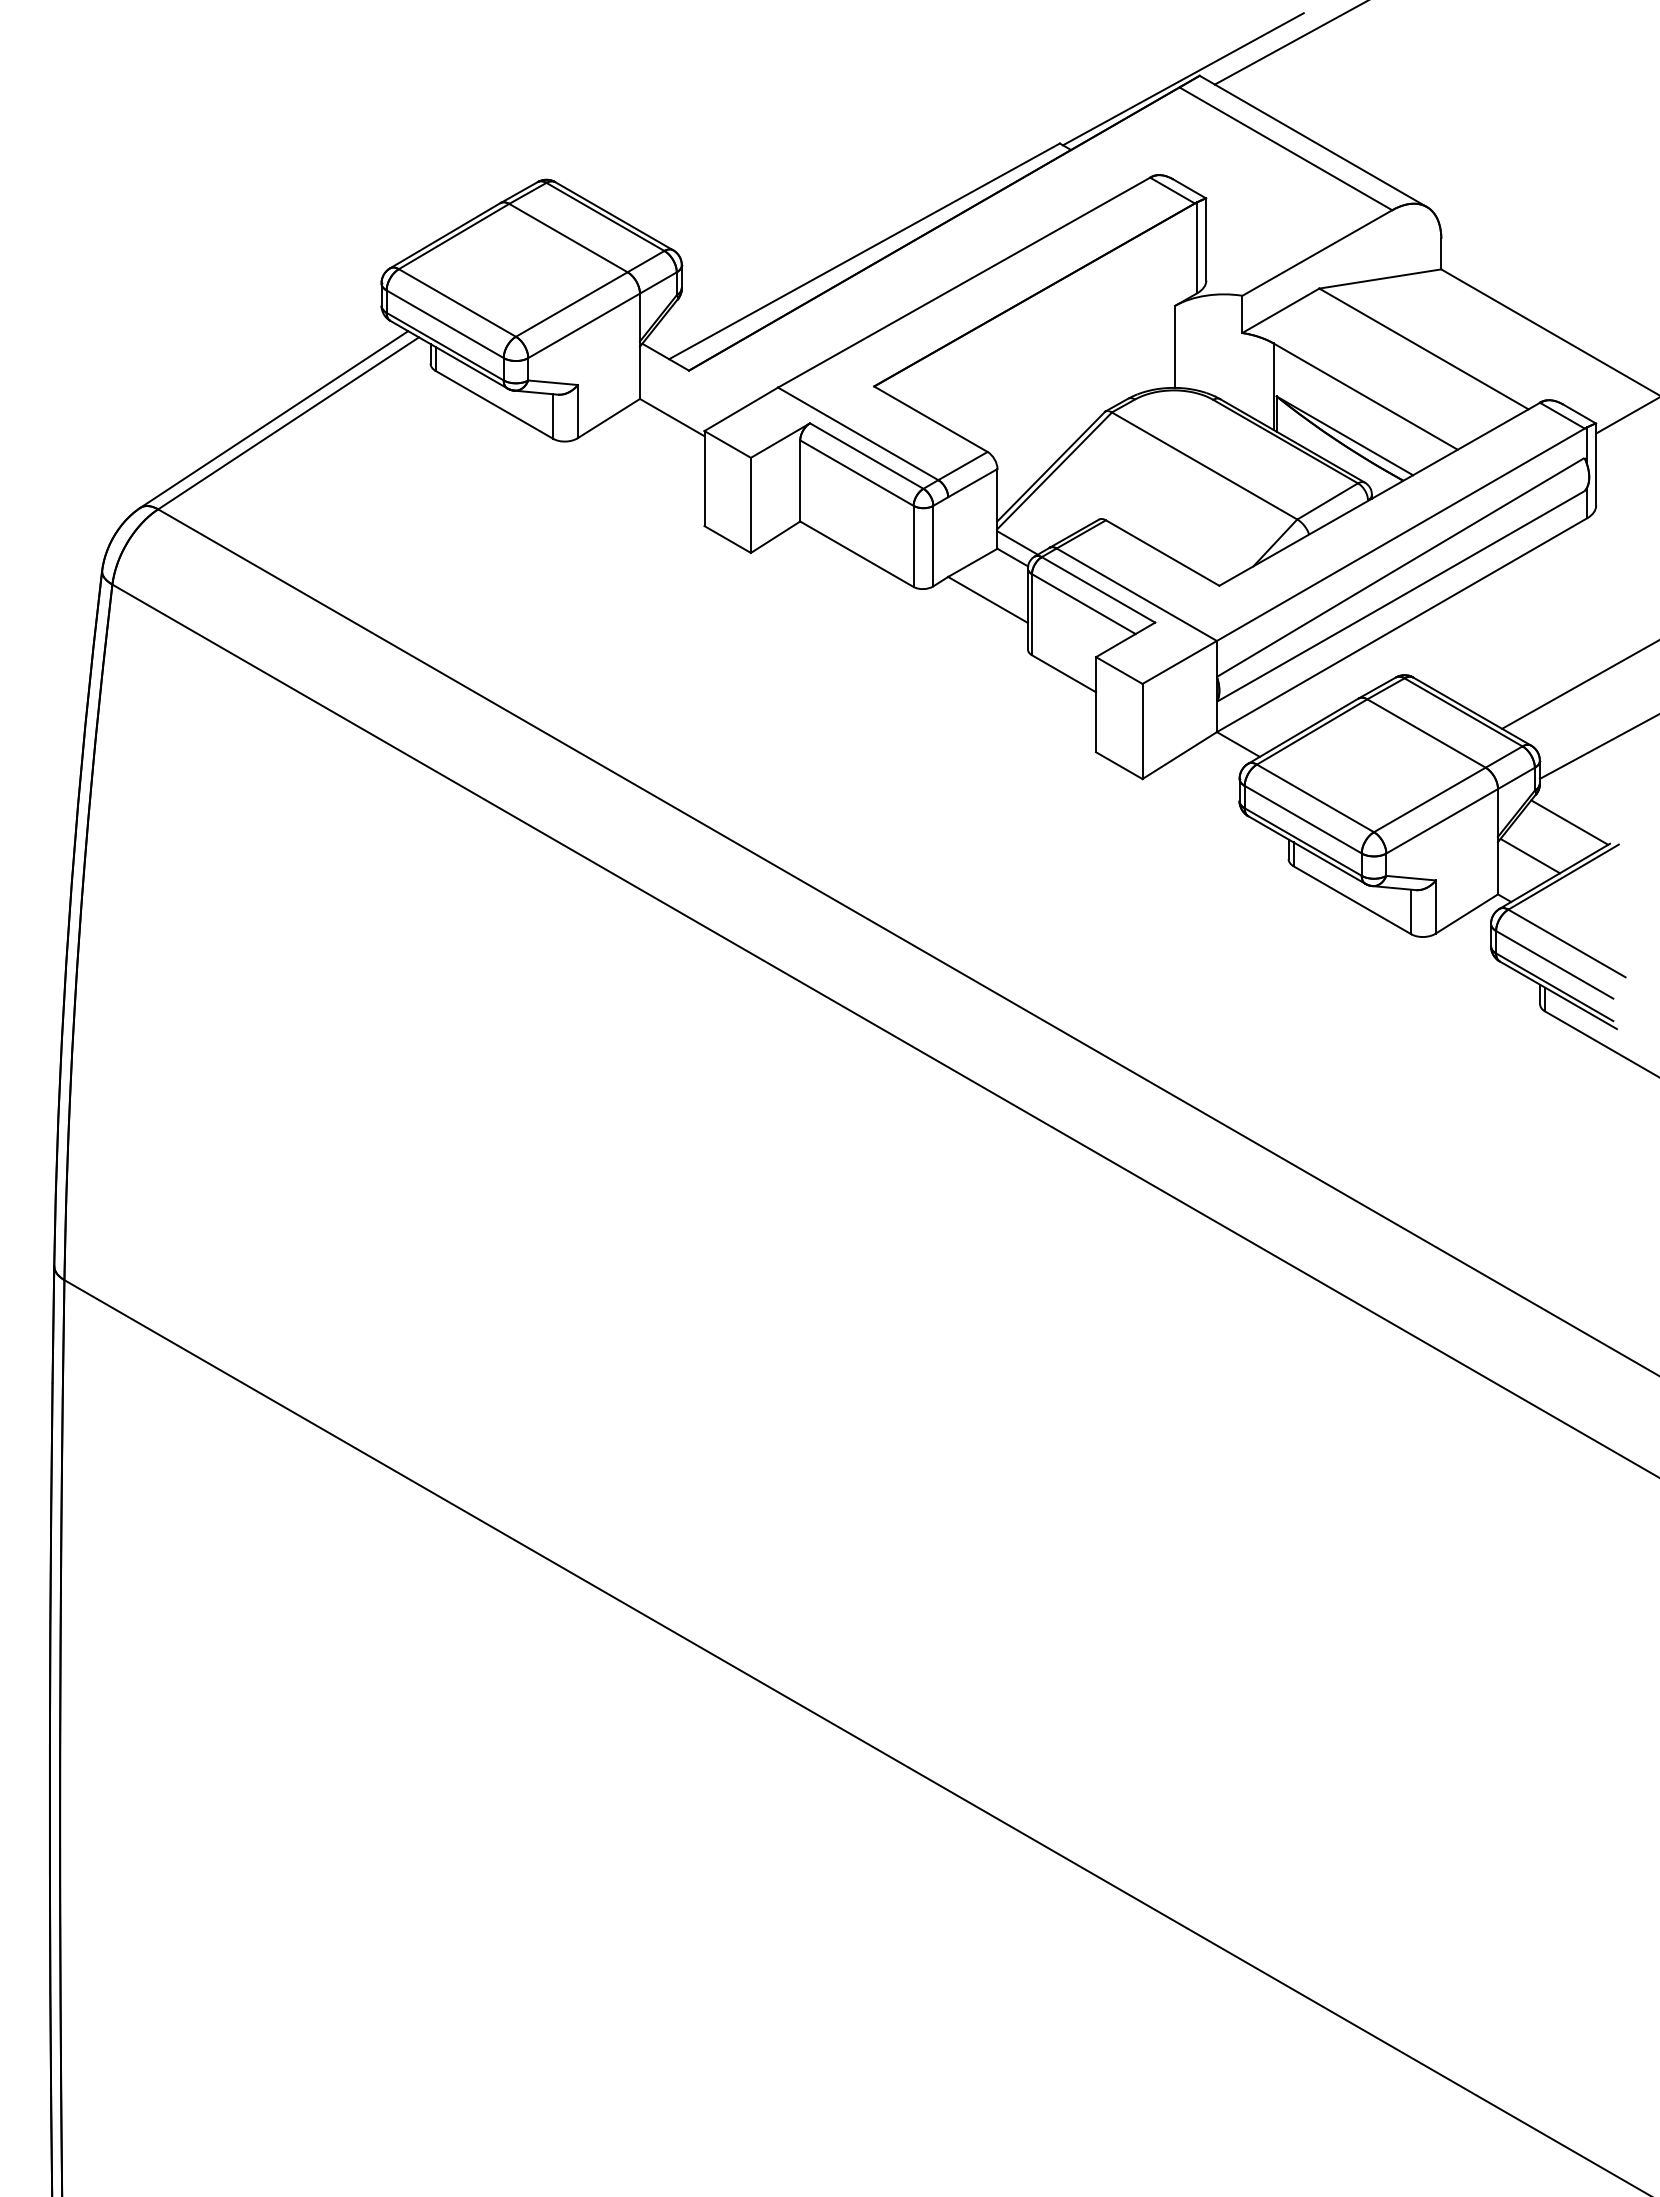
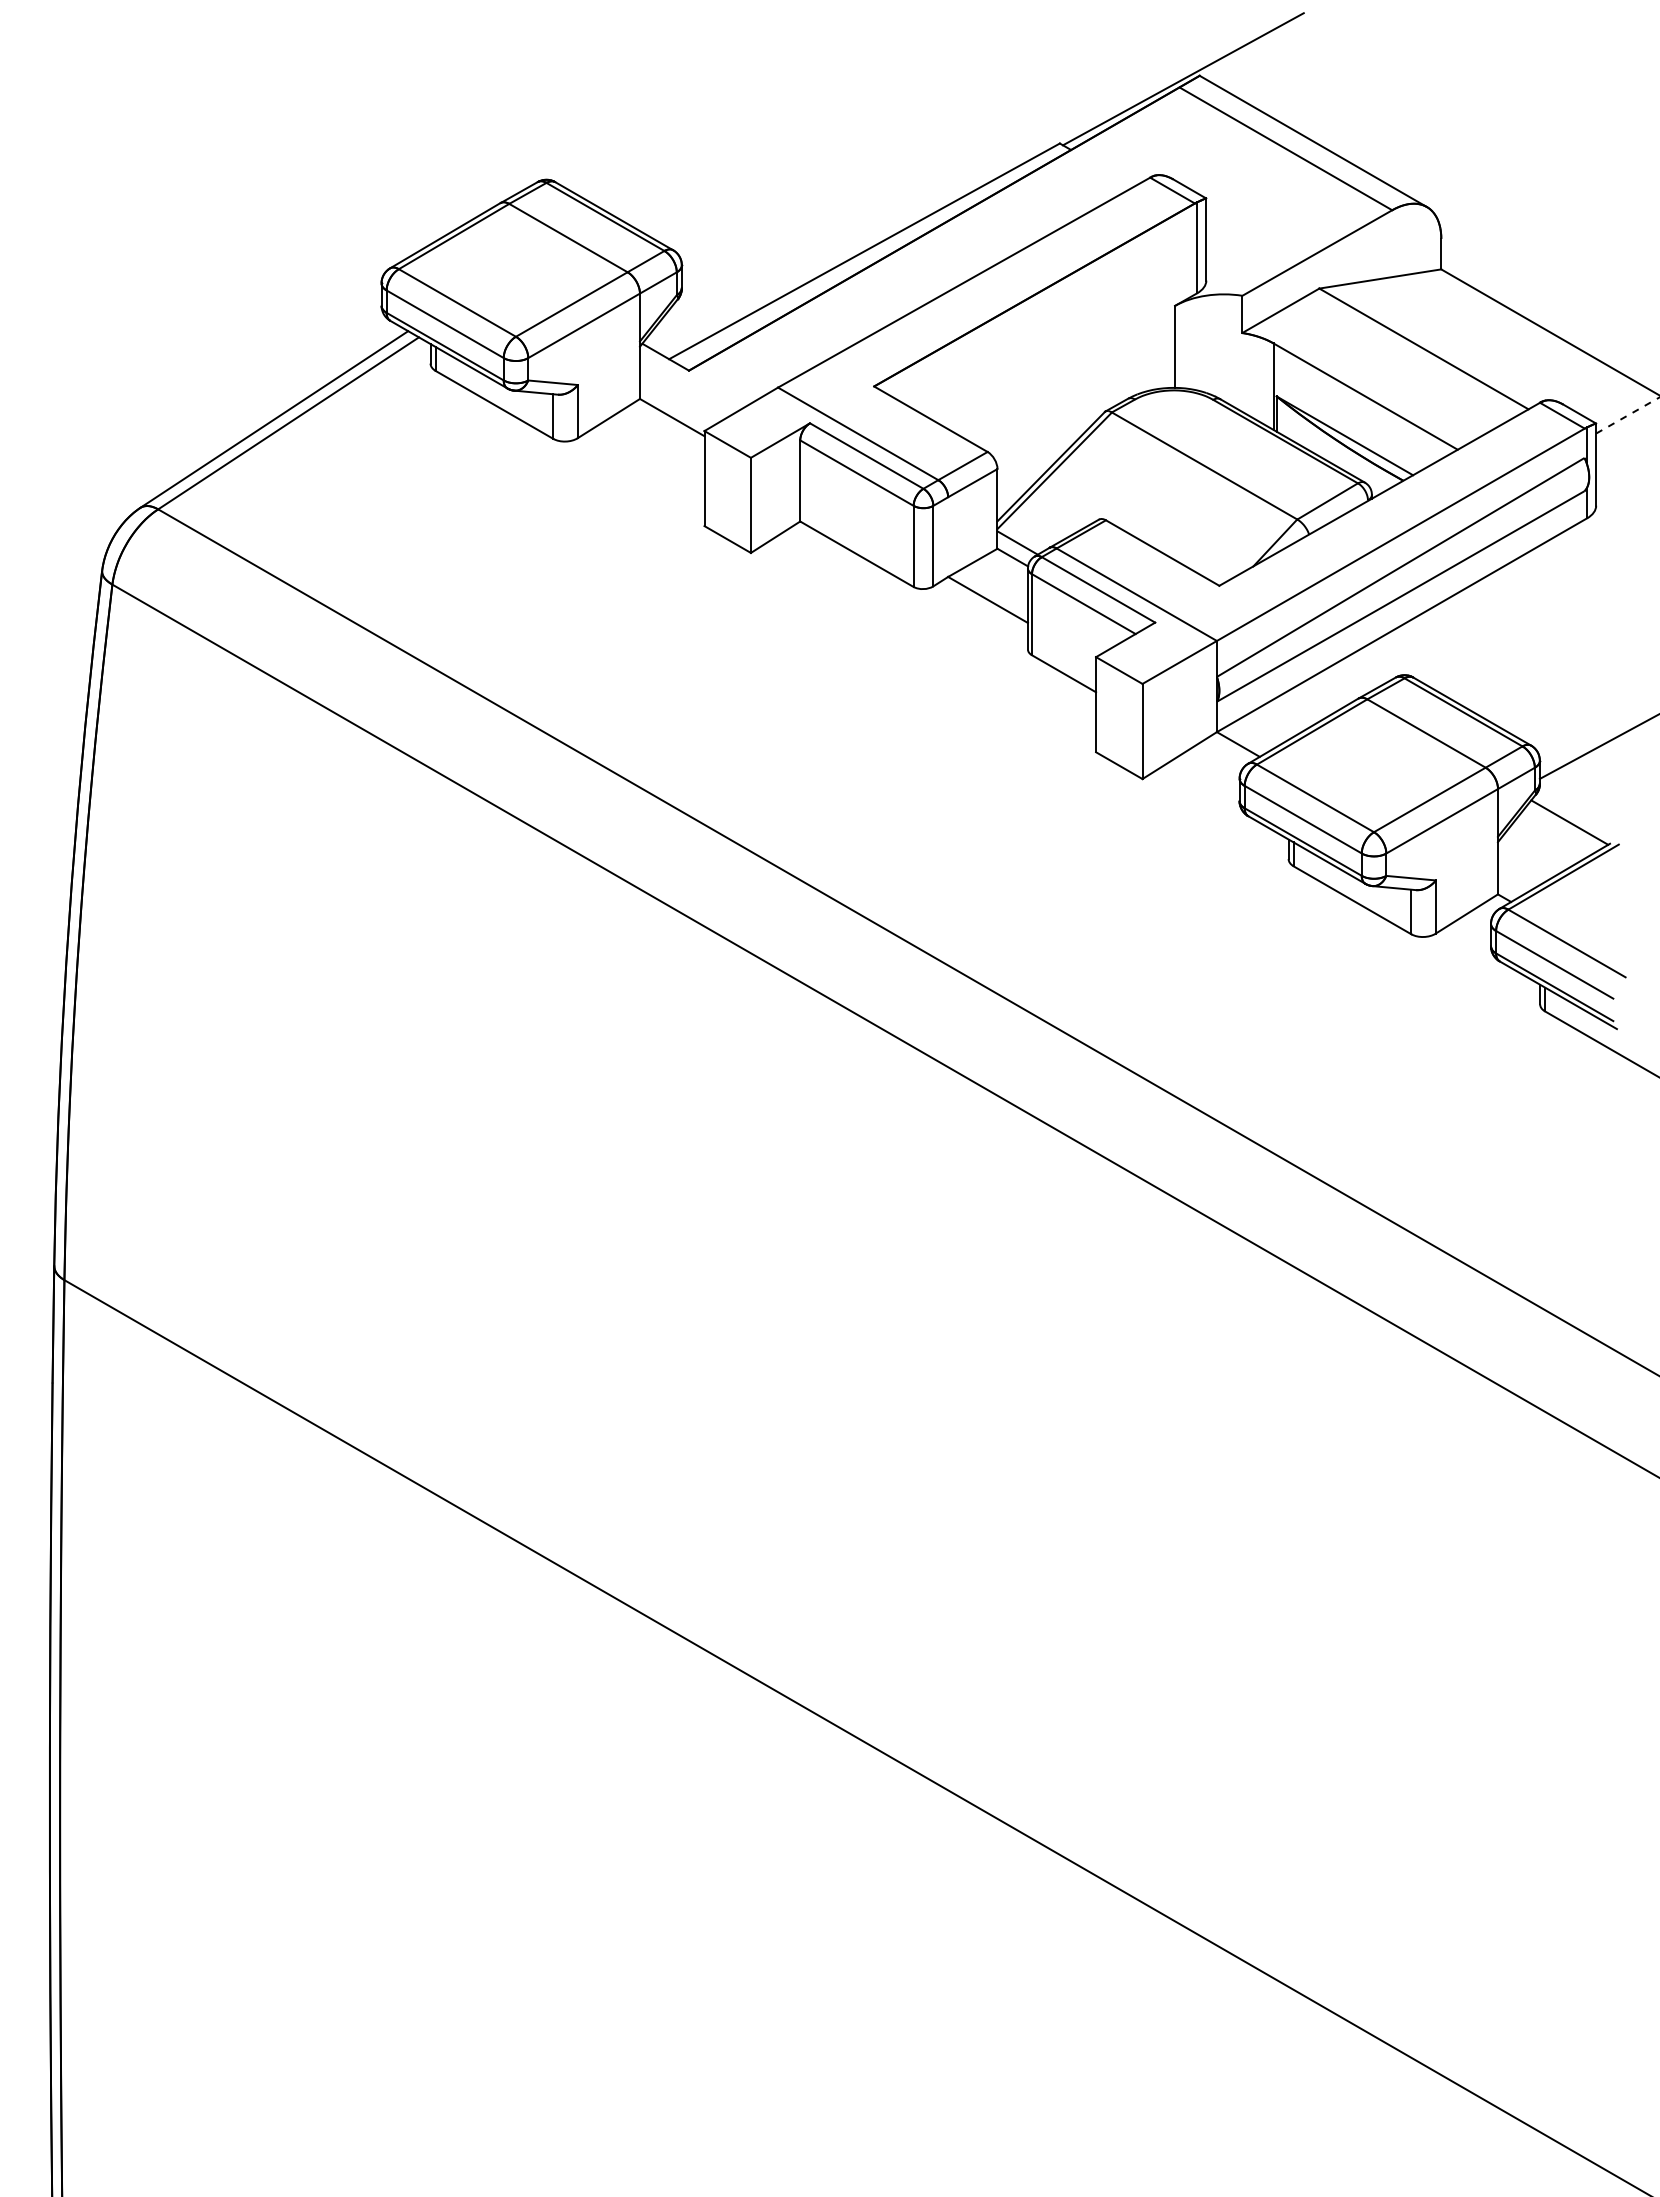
line: present -> none (1289, 43)
line: solid -> dashed (1628, 415)
line: present -> none (1579, 684)
line: present -> none (1529, 855)
